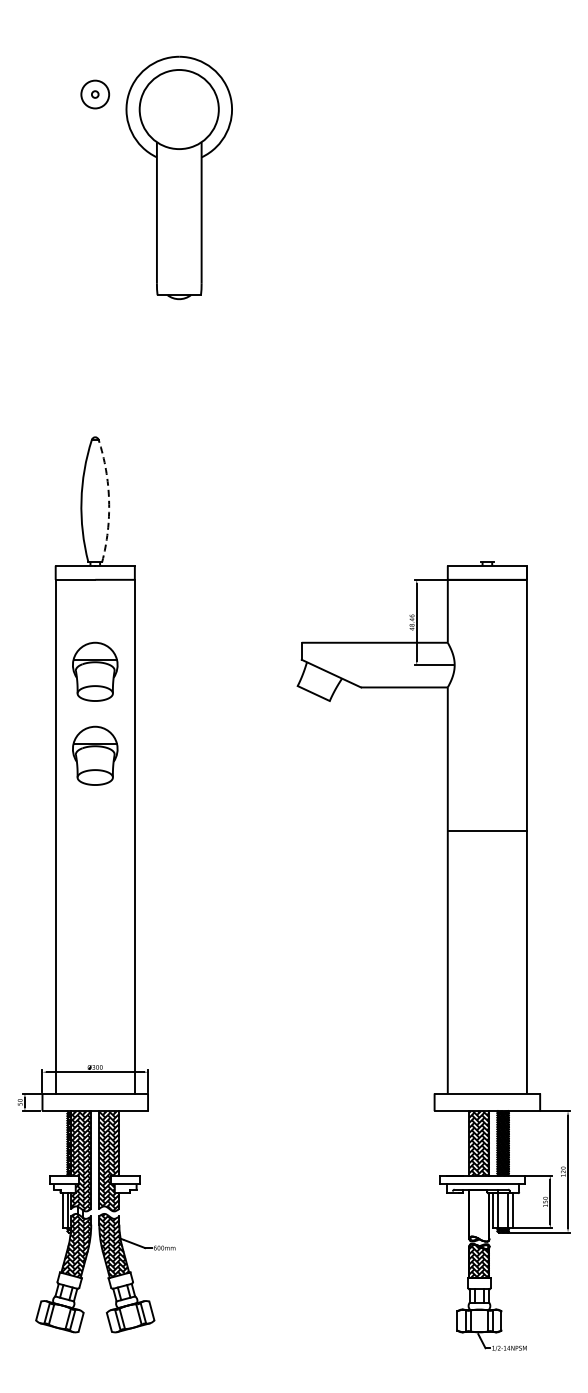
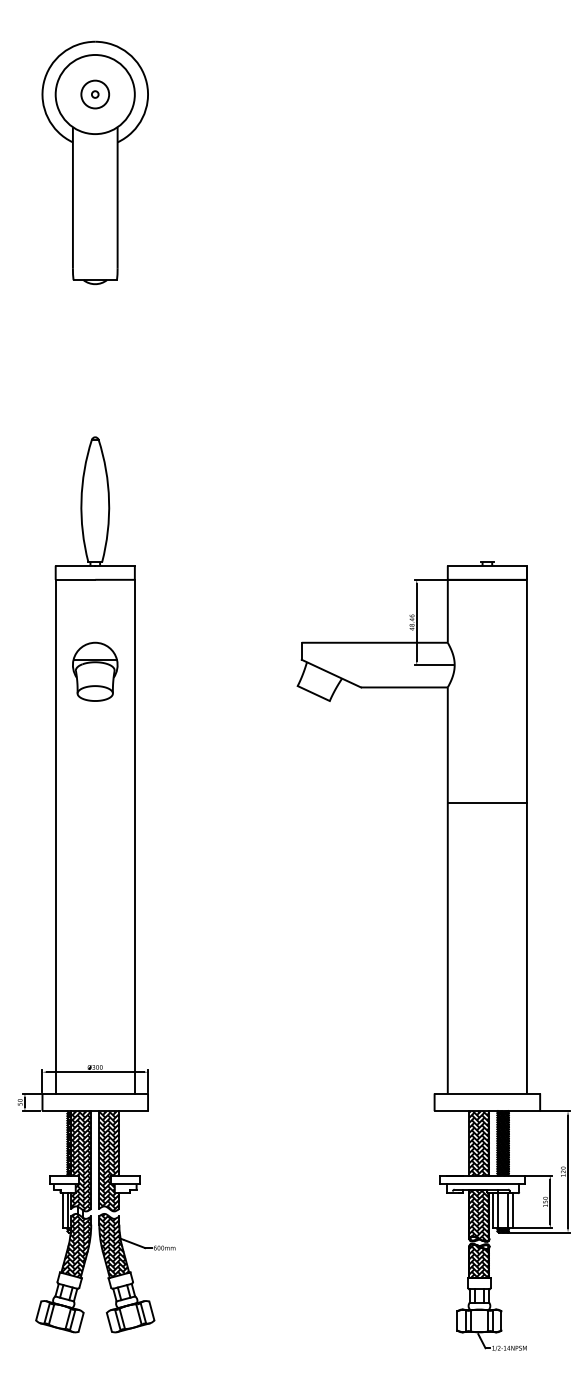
part position: (178, 177) -> (94, 162) (94, 162)
arc: dashed -> solid (109, 500)
part: present -> none (95, 755)
line position: (486, 831) -> (486, 803) (486, 803)
hatch: none -> present (479, 1215)
